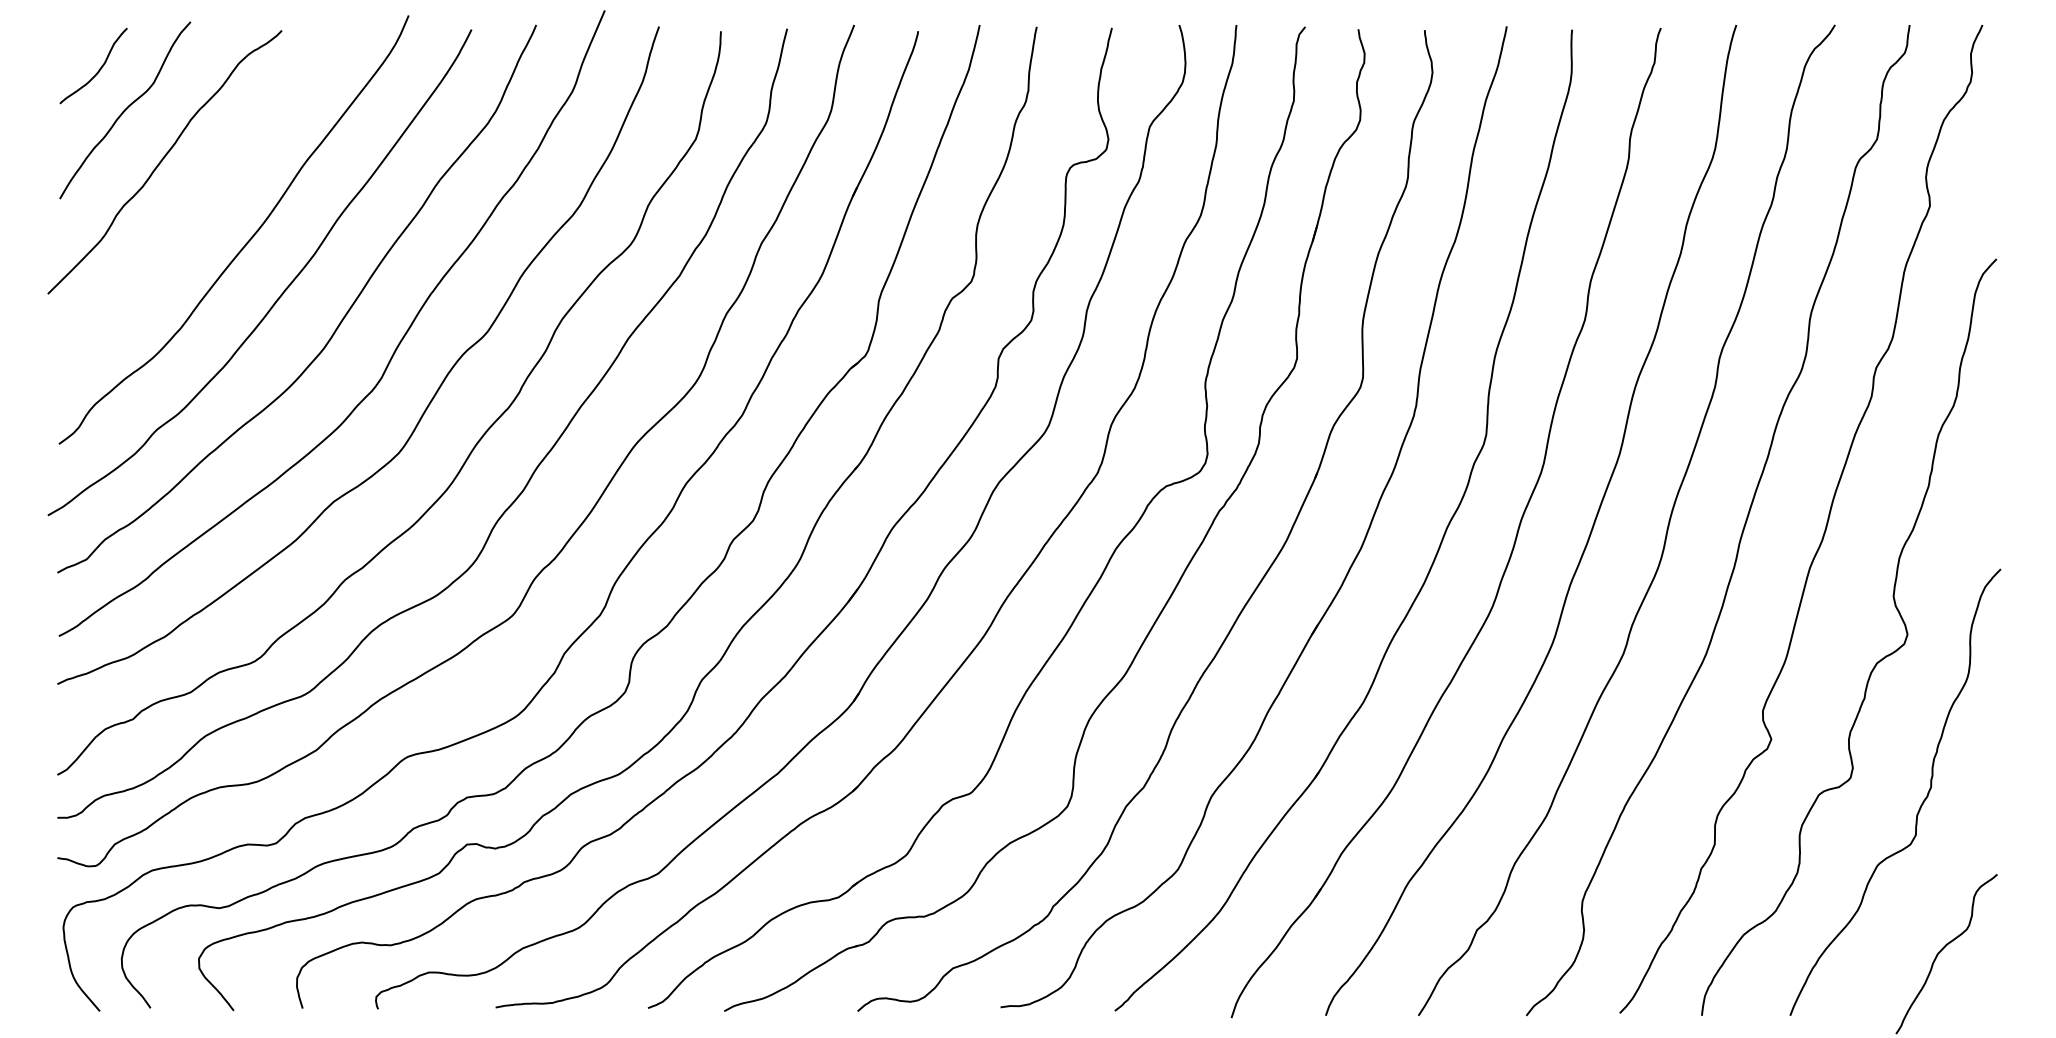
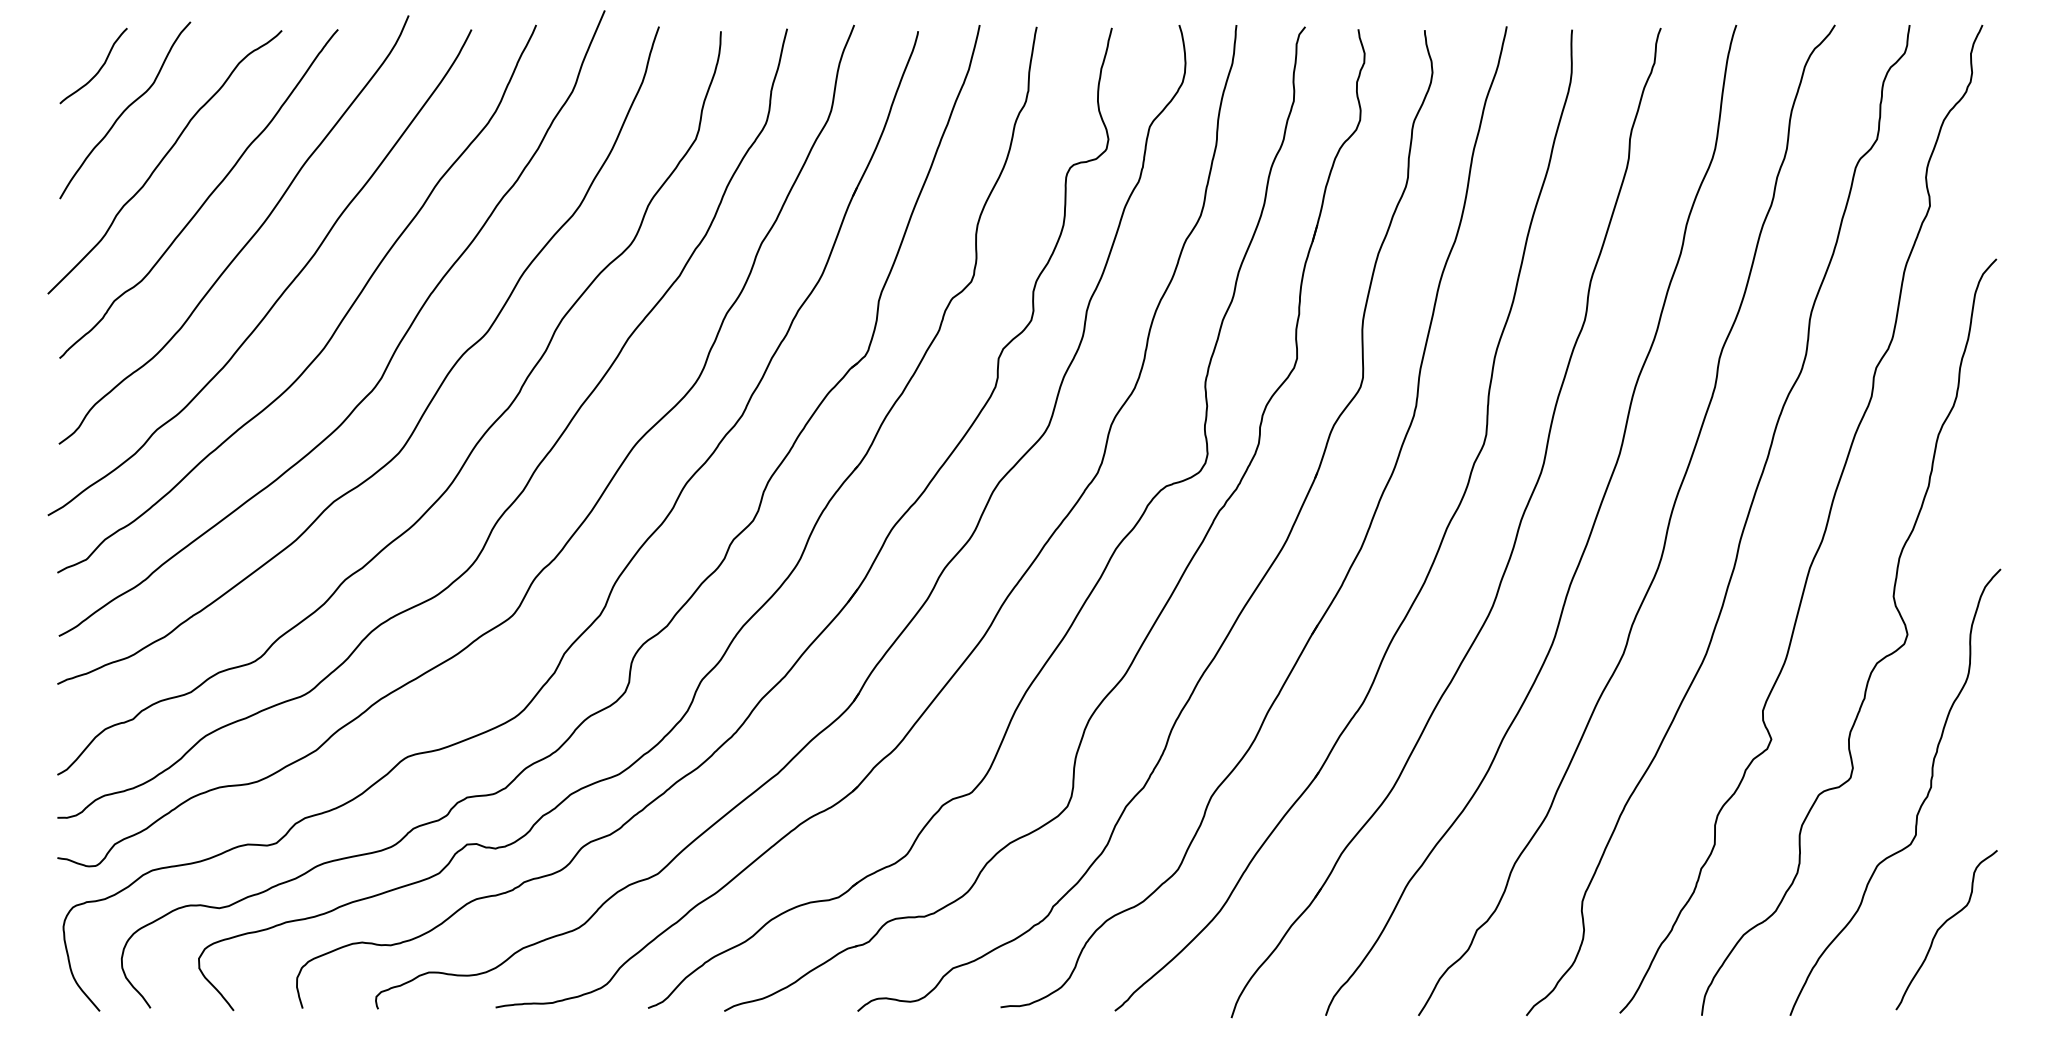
curve: none -> present (205, 199)
curve position: (1942, 950) -> (1942, 926) (1942, 926)
